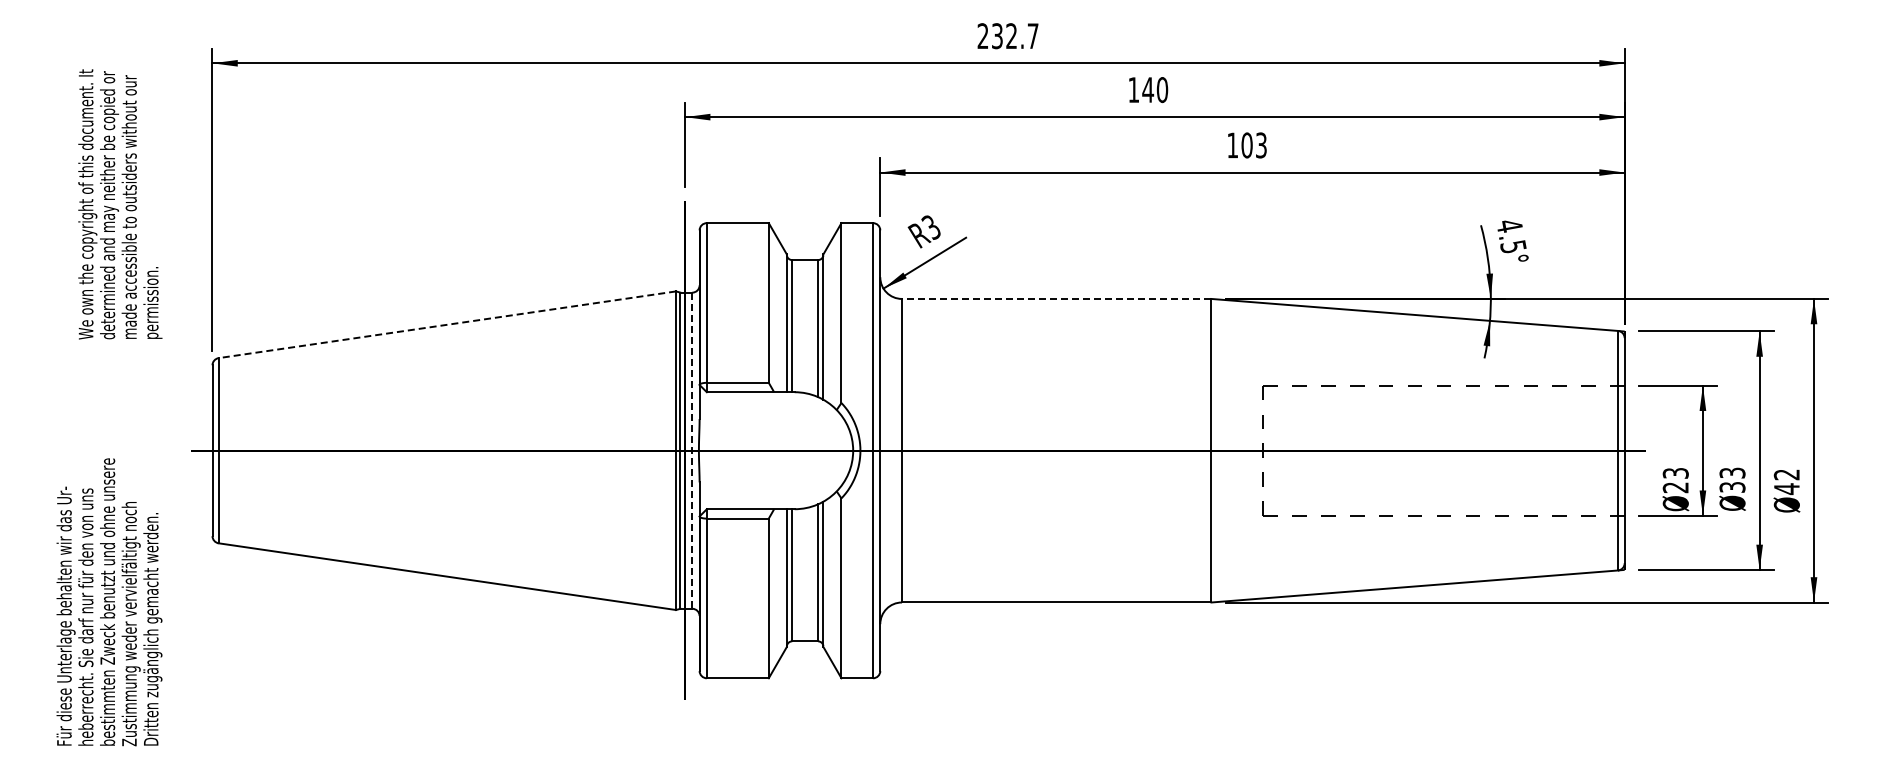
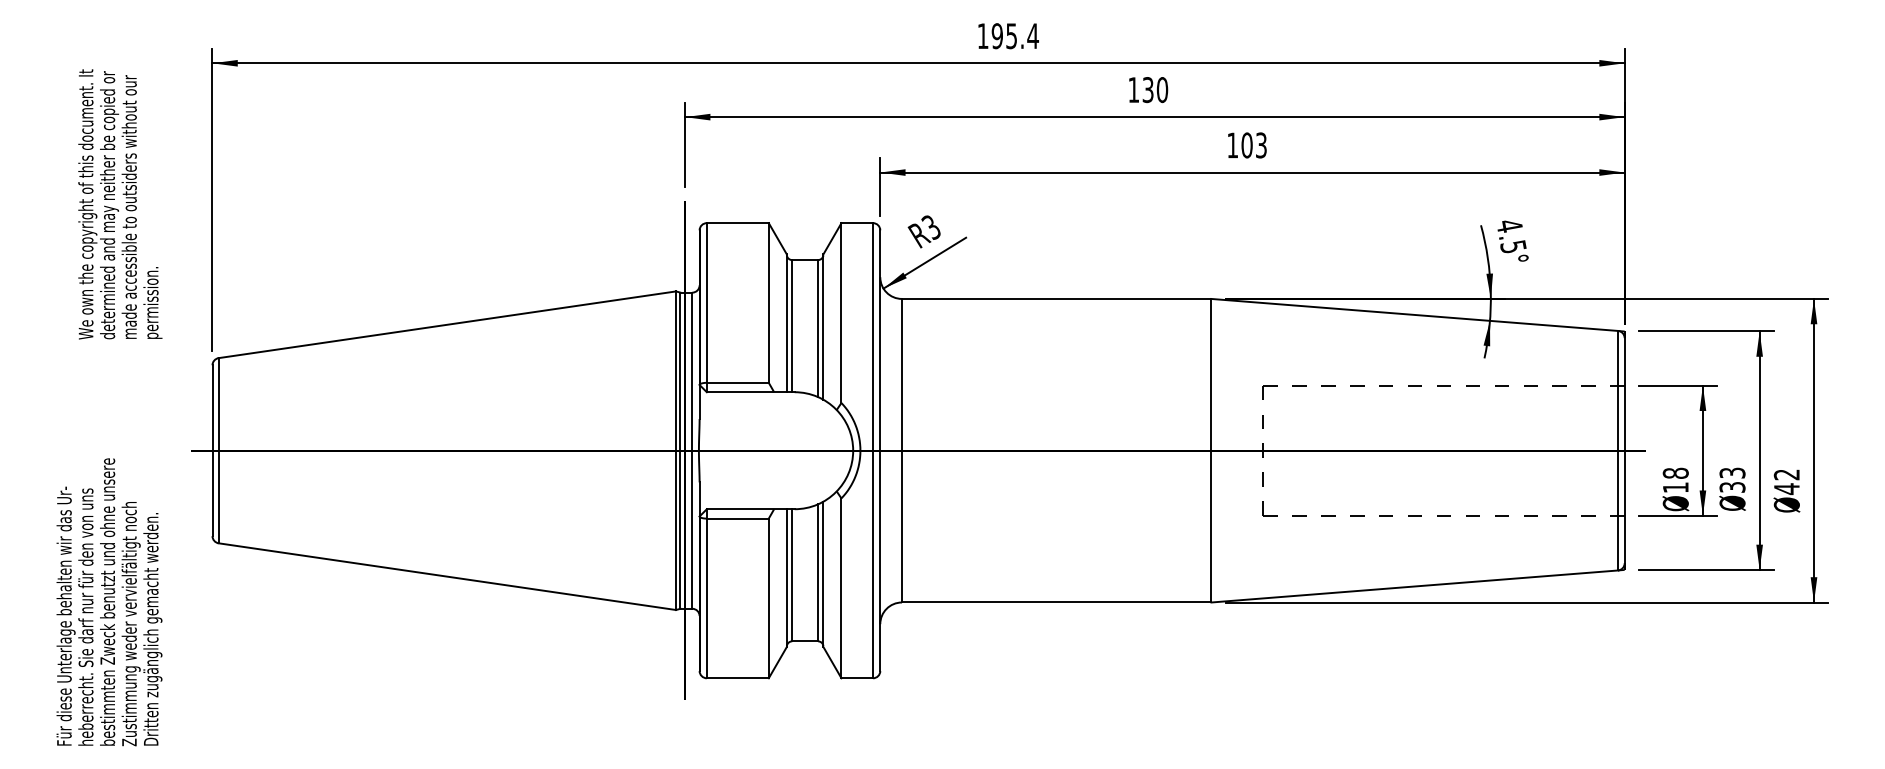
text: 232.7 -> 195.4 (1007, 36)
text: 140 -> 130 (1148, 90)
line: dashed -> solid (1056, 298)
line: dashed -> solid (446, 324)
line: dashed -> solid (692, 451)
text: 23 -> 18 (1675, 480)
